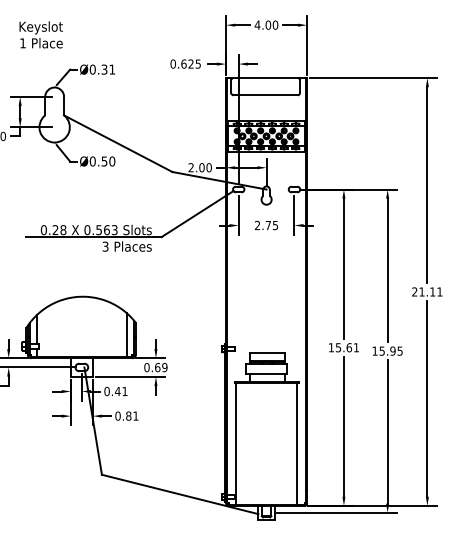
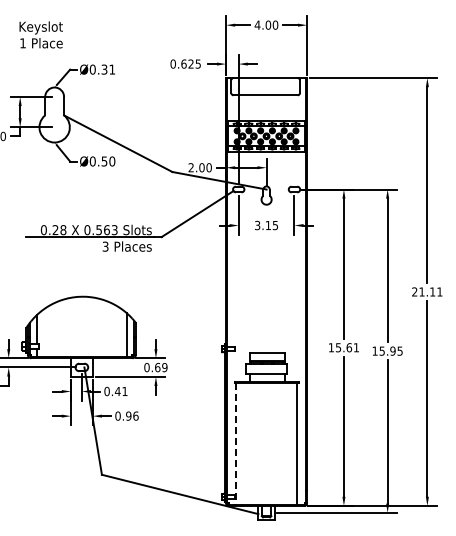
text: 2.75 -> 3.15 (262, 225)
text: 0.81 -> 0.96 (132, 415)
line: solid -> dashed (236, 444)
